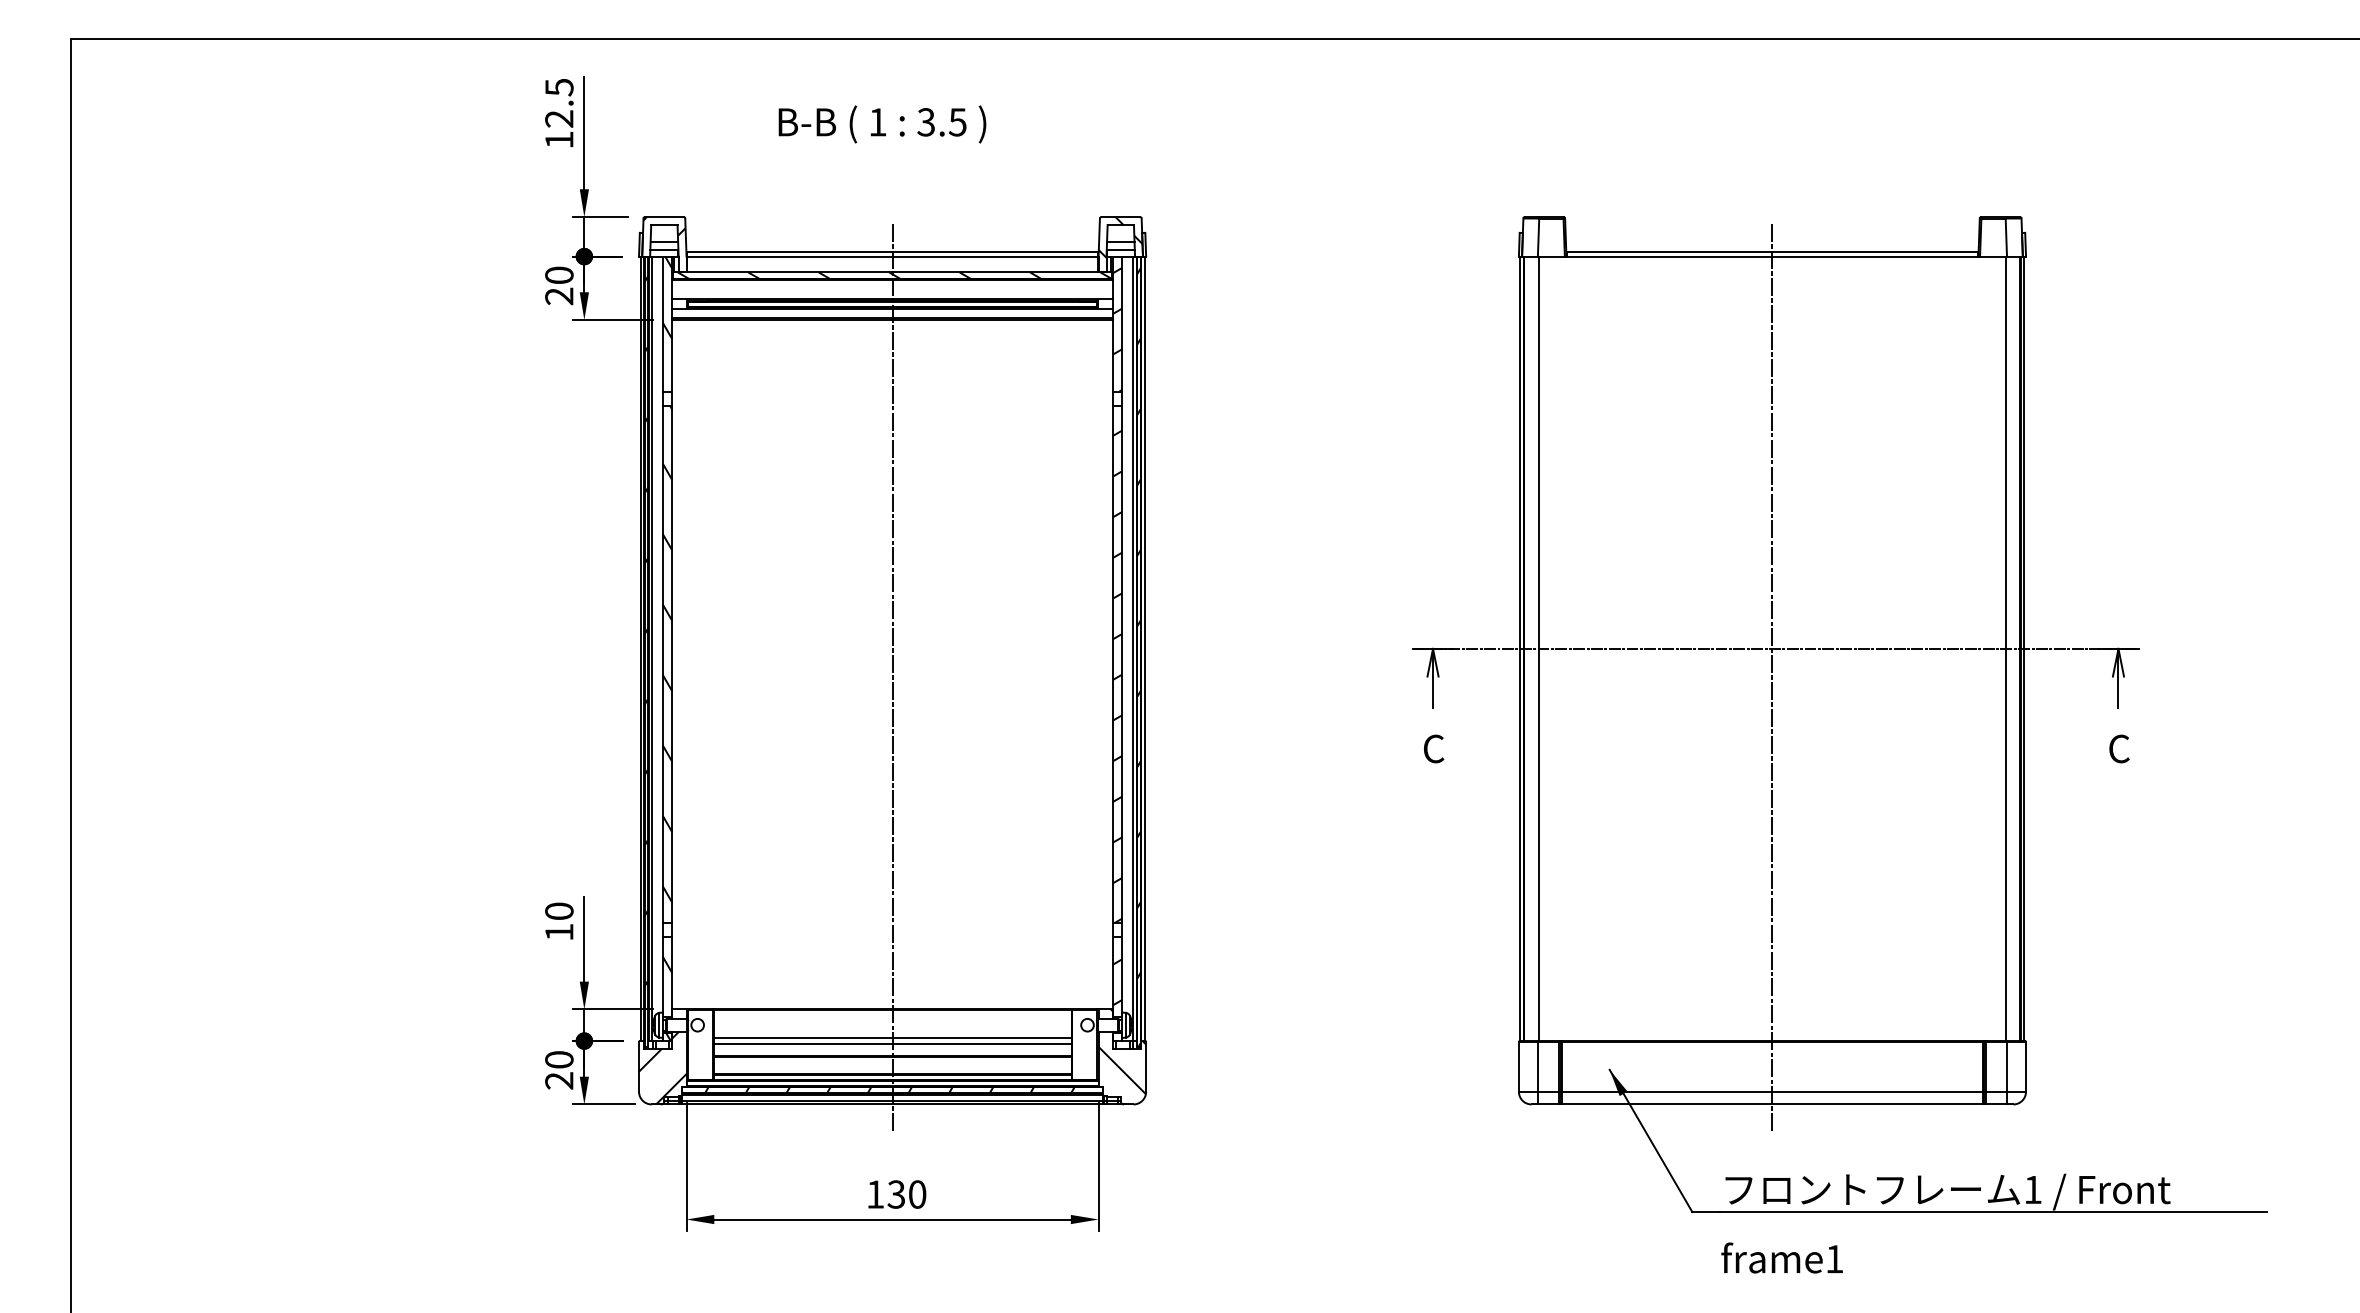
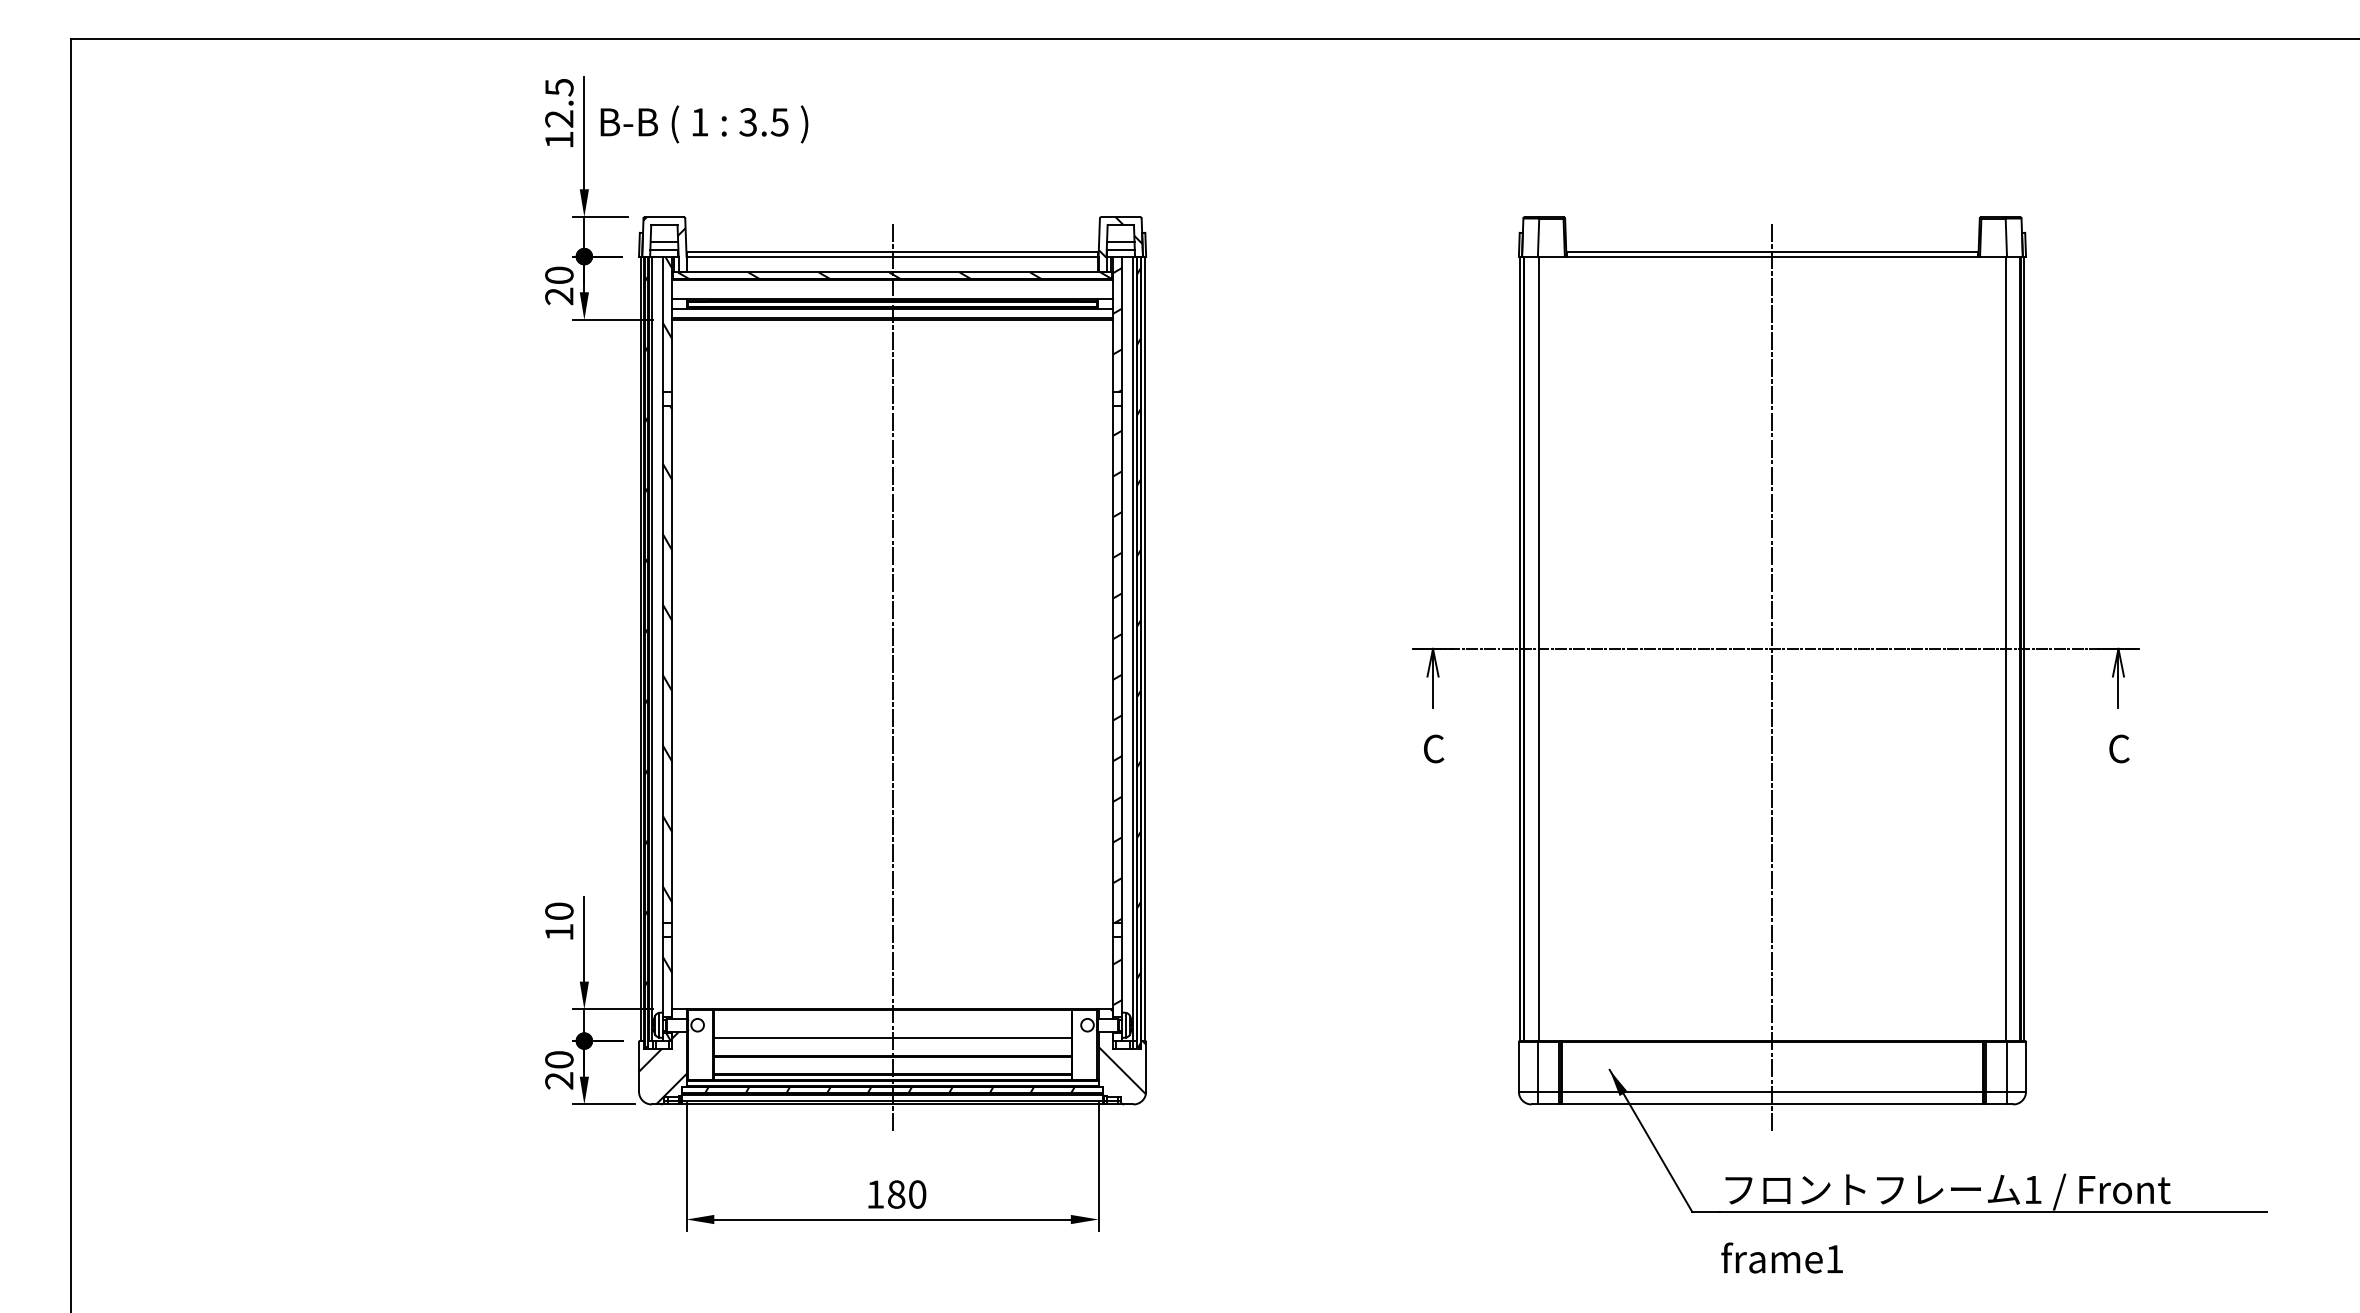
text position: (882, 124) -> (704, 124) (704, 124)
line: present -> none (892, 1044)
text: 130 -> 180 (896, 1194)
